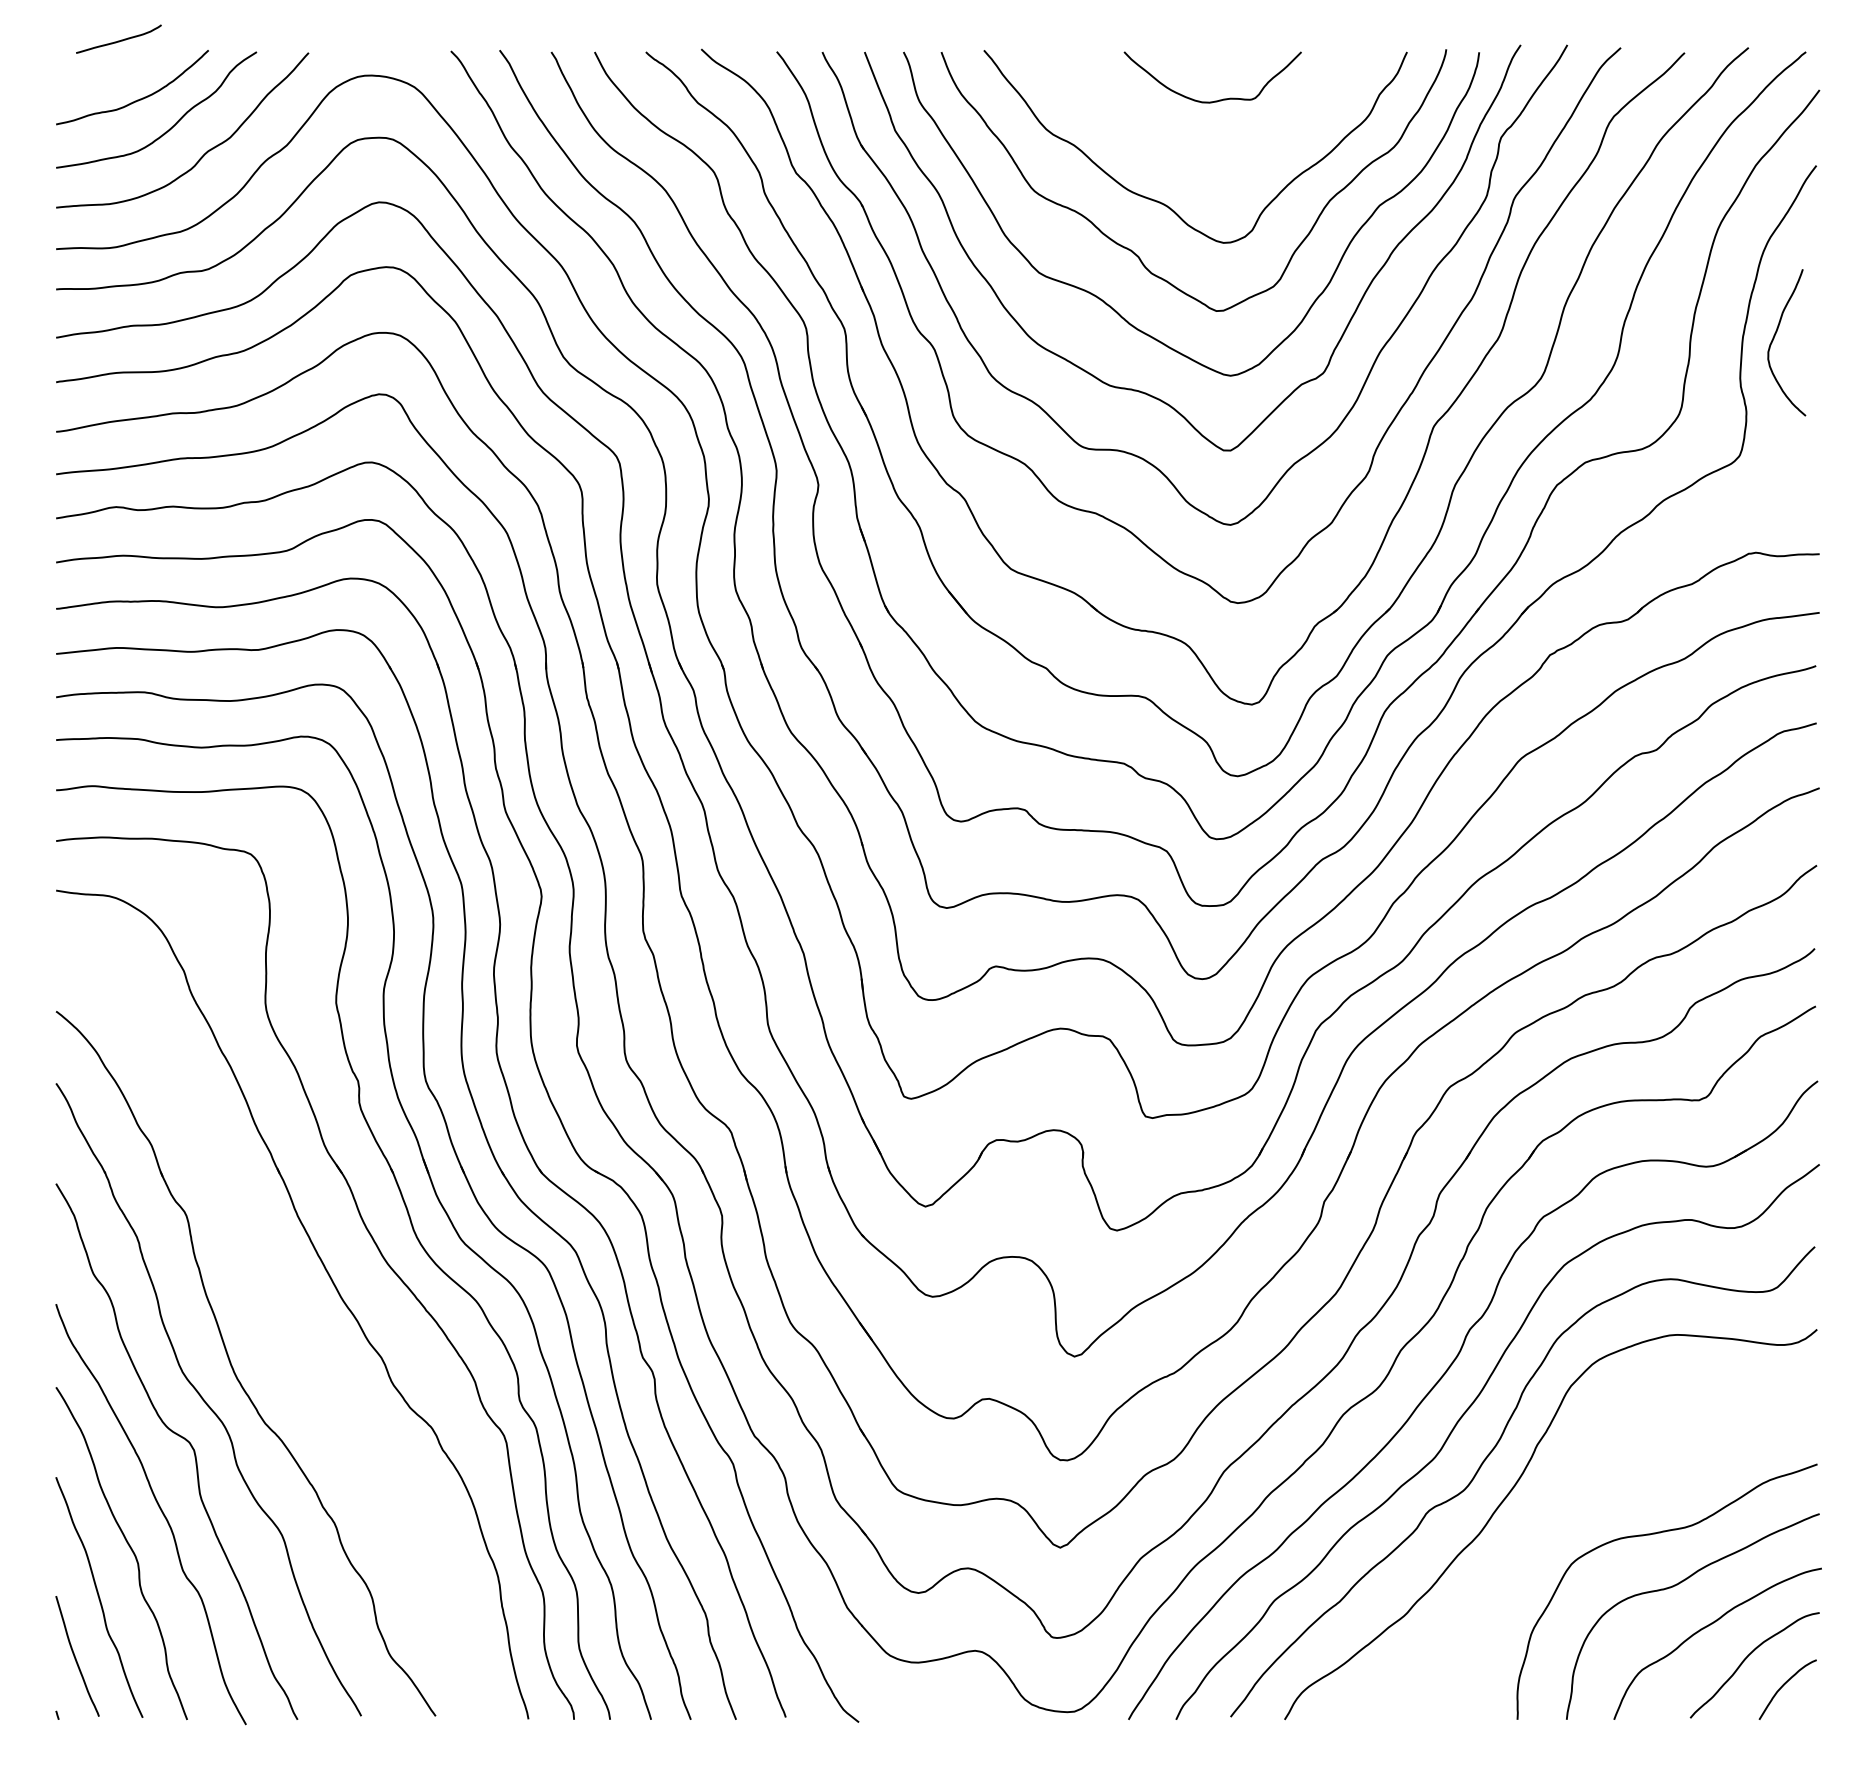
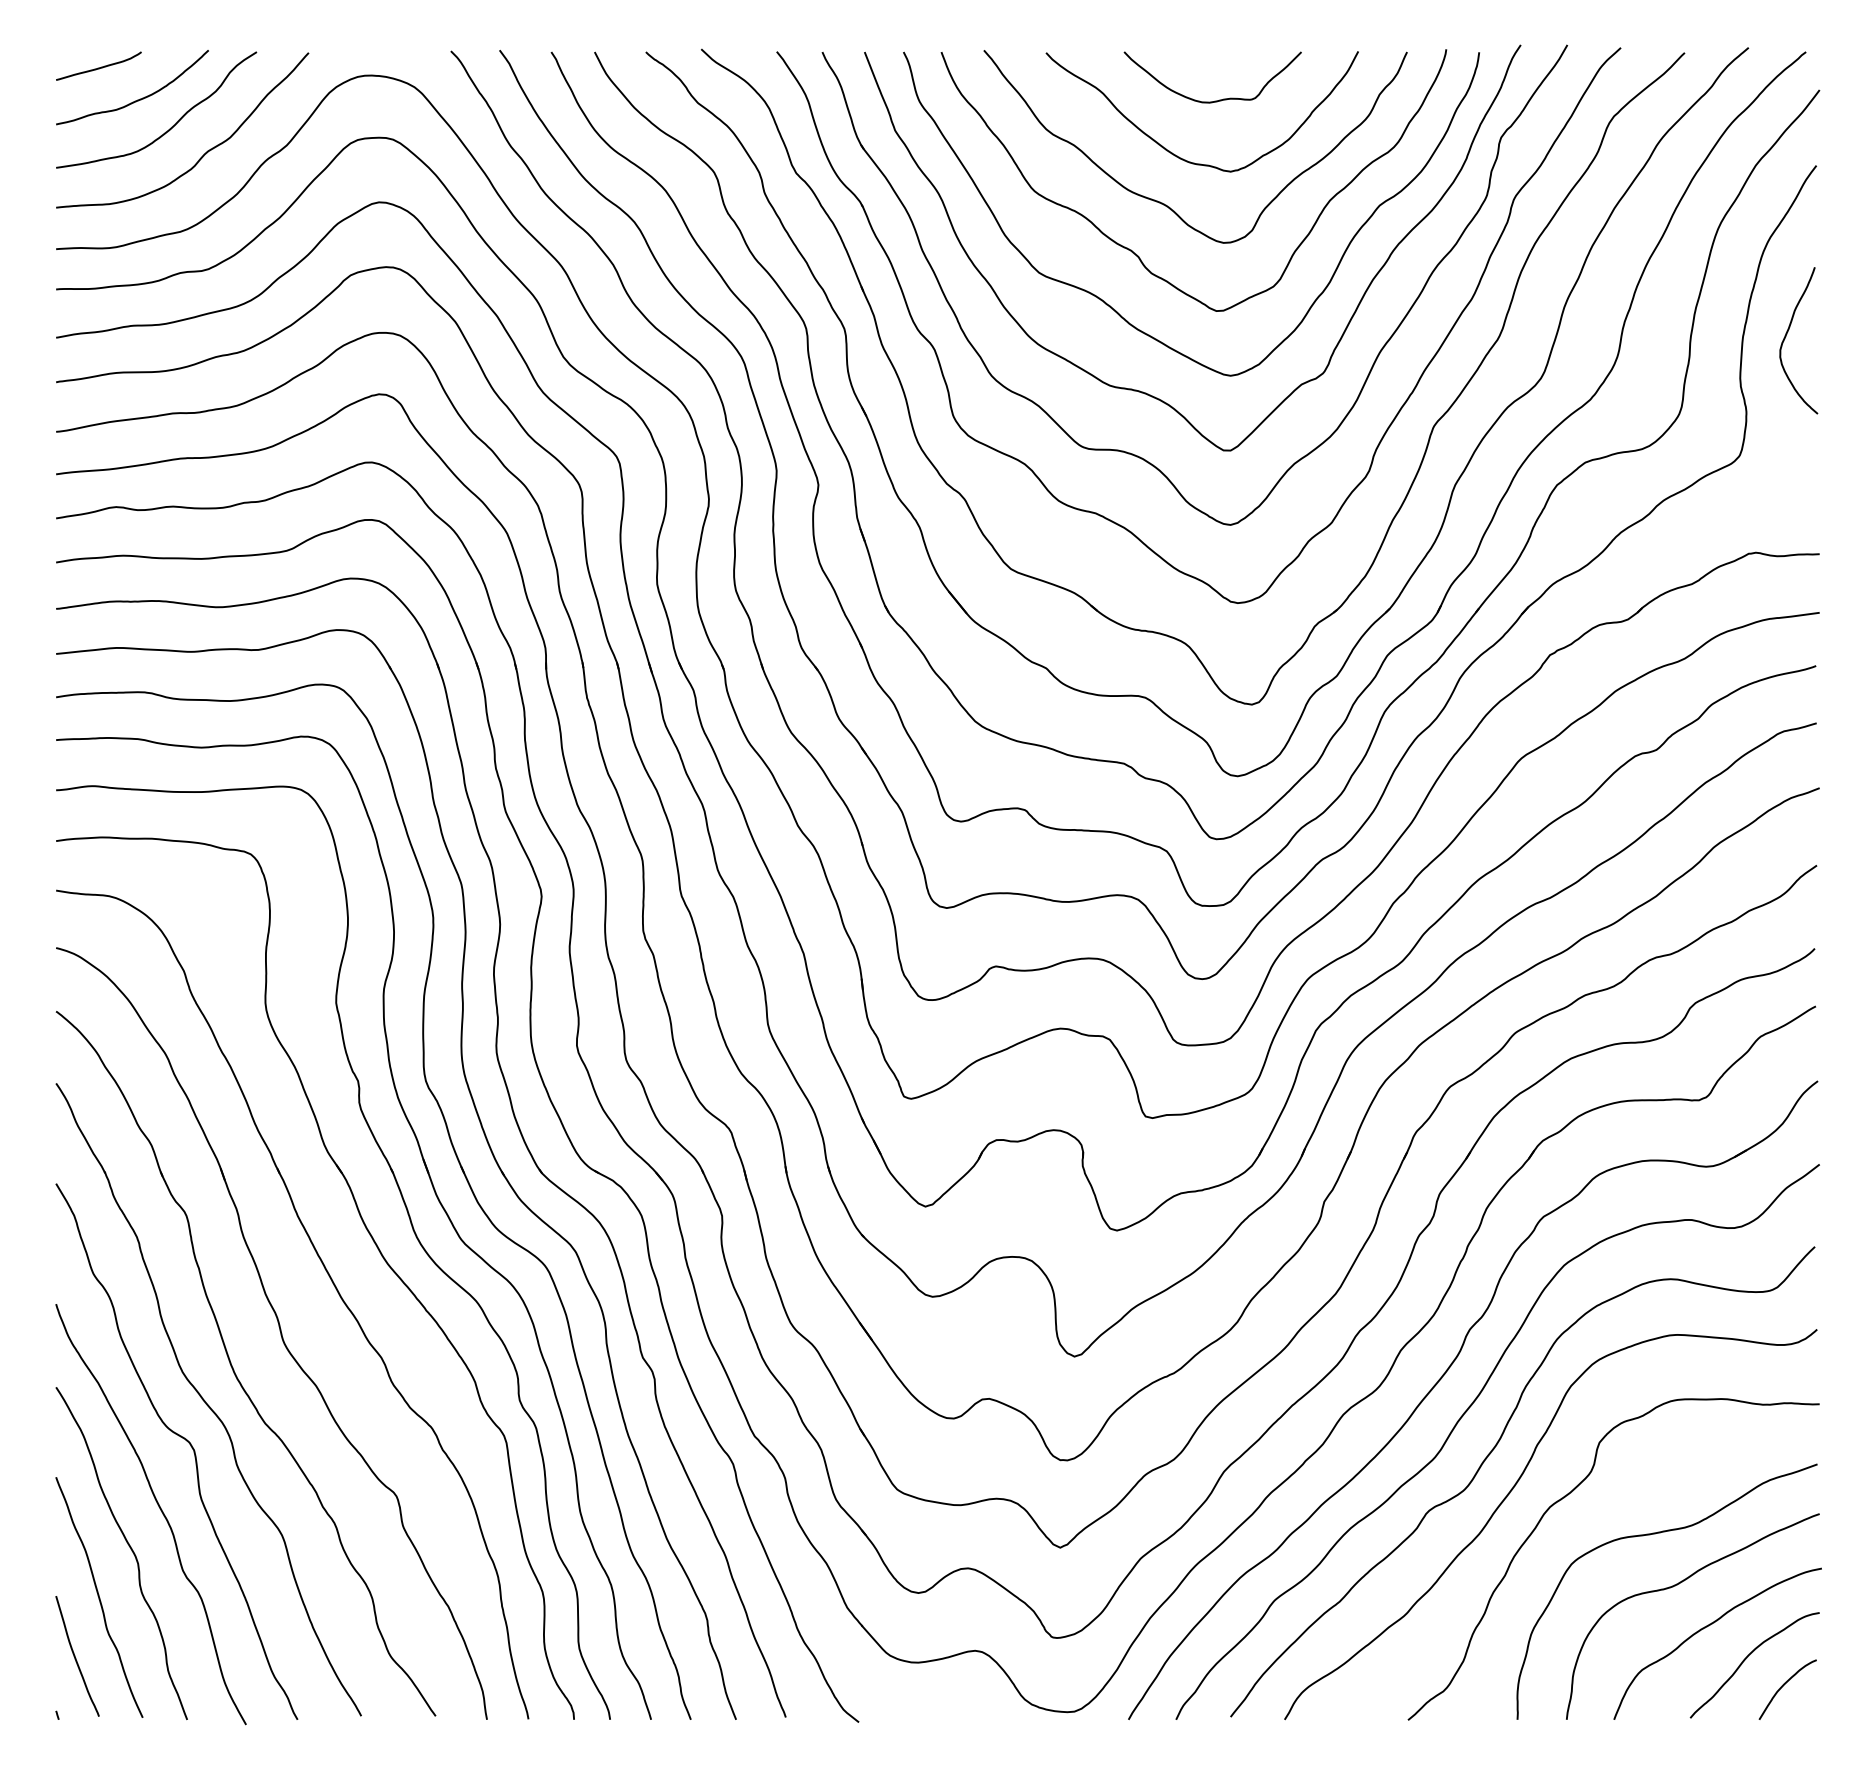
curve position: (118, 40) -> (98, 67) (98, 67)
curve: none -> present (1179, 156)
curve position: (1775, 336) -> (1787, 334) (1787, 334)
part: none -> present (279, 1331)
curve: none -> present (1568, 1495)
